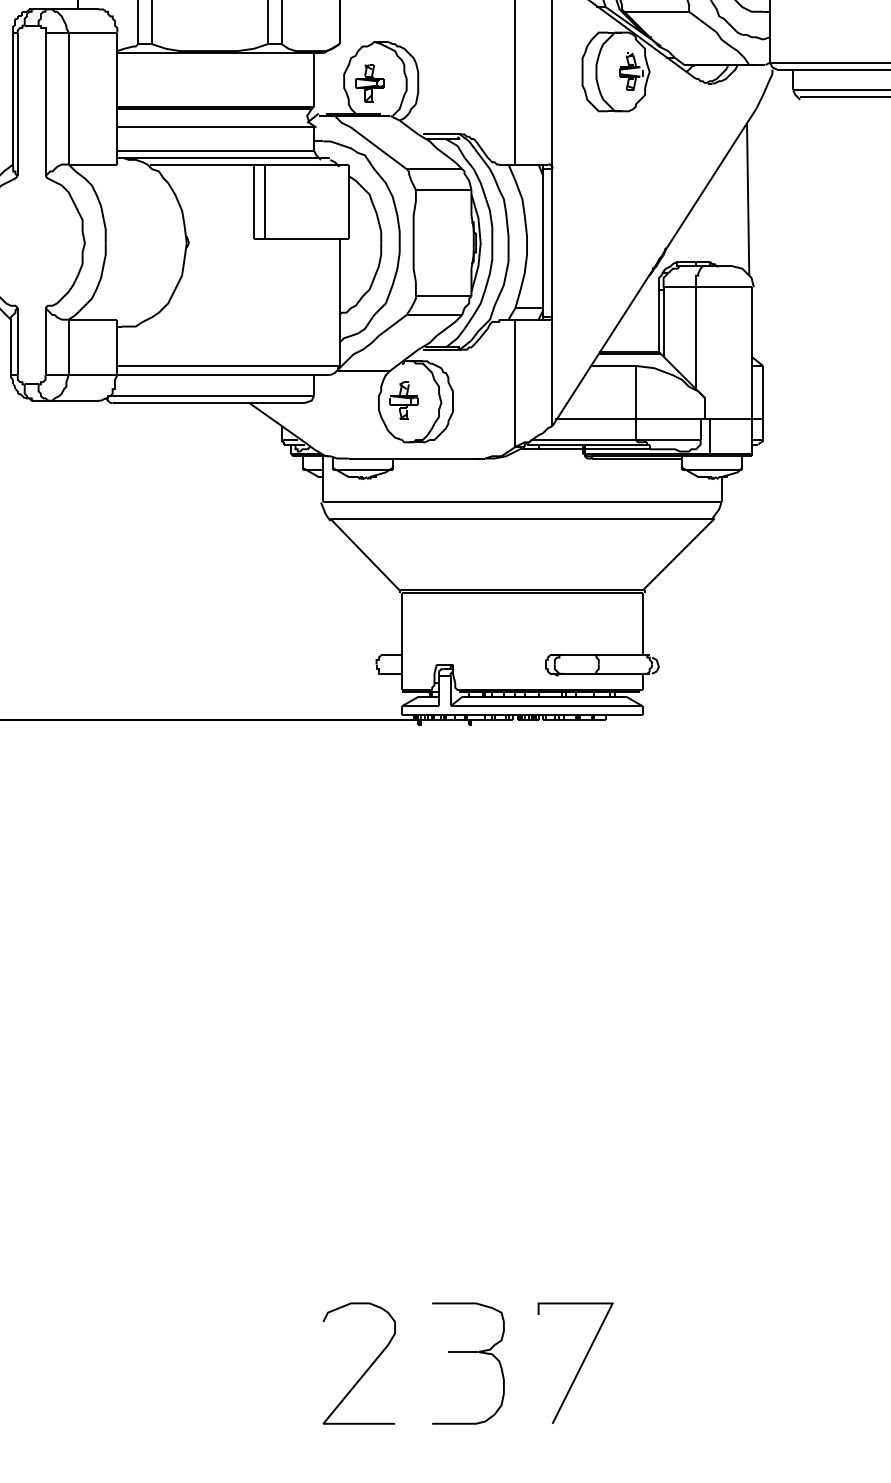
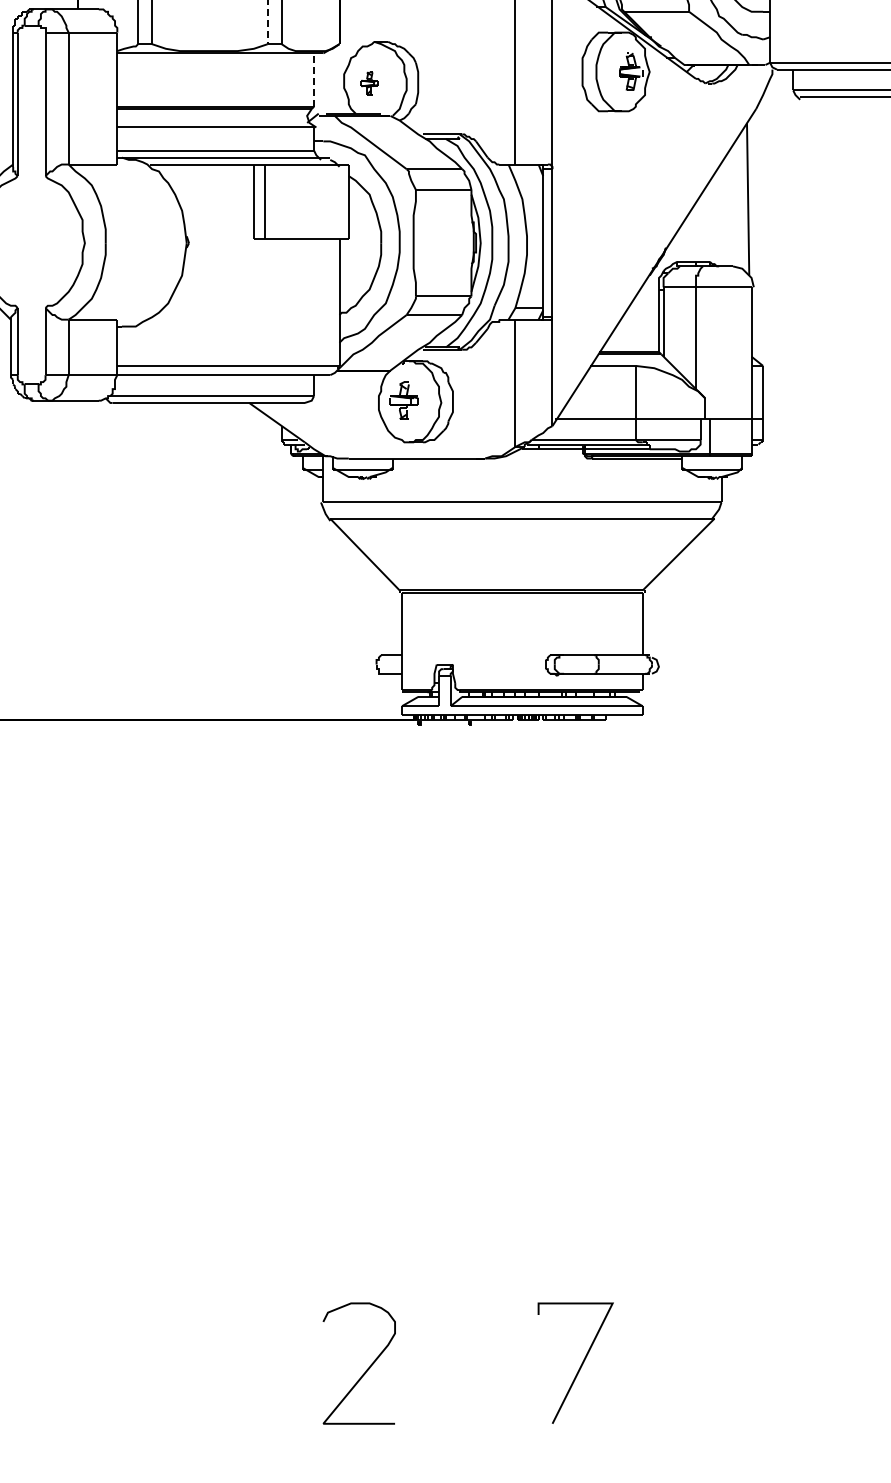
line: solid -> dashed (267, 22)
line: solid -> dashed (314, 80)
part size: 30x39 px -> 19x25 px (369, 83)
part: present -> none (468, 1352)
